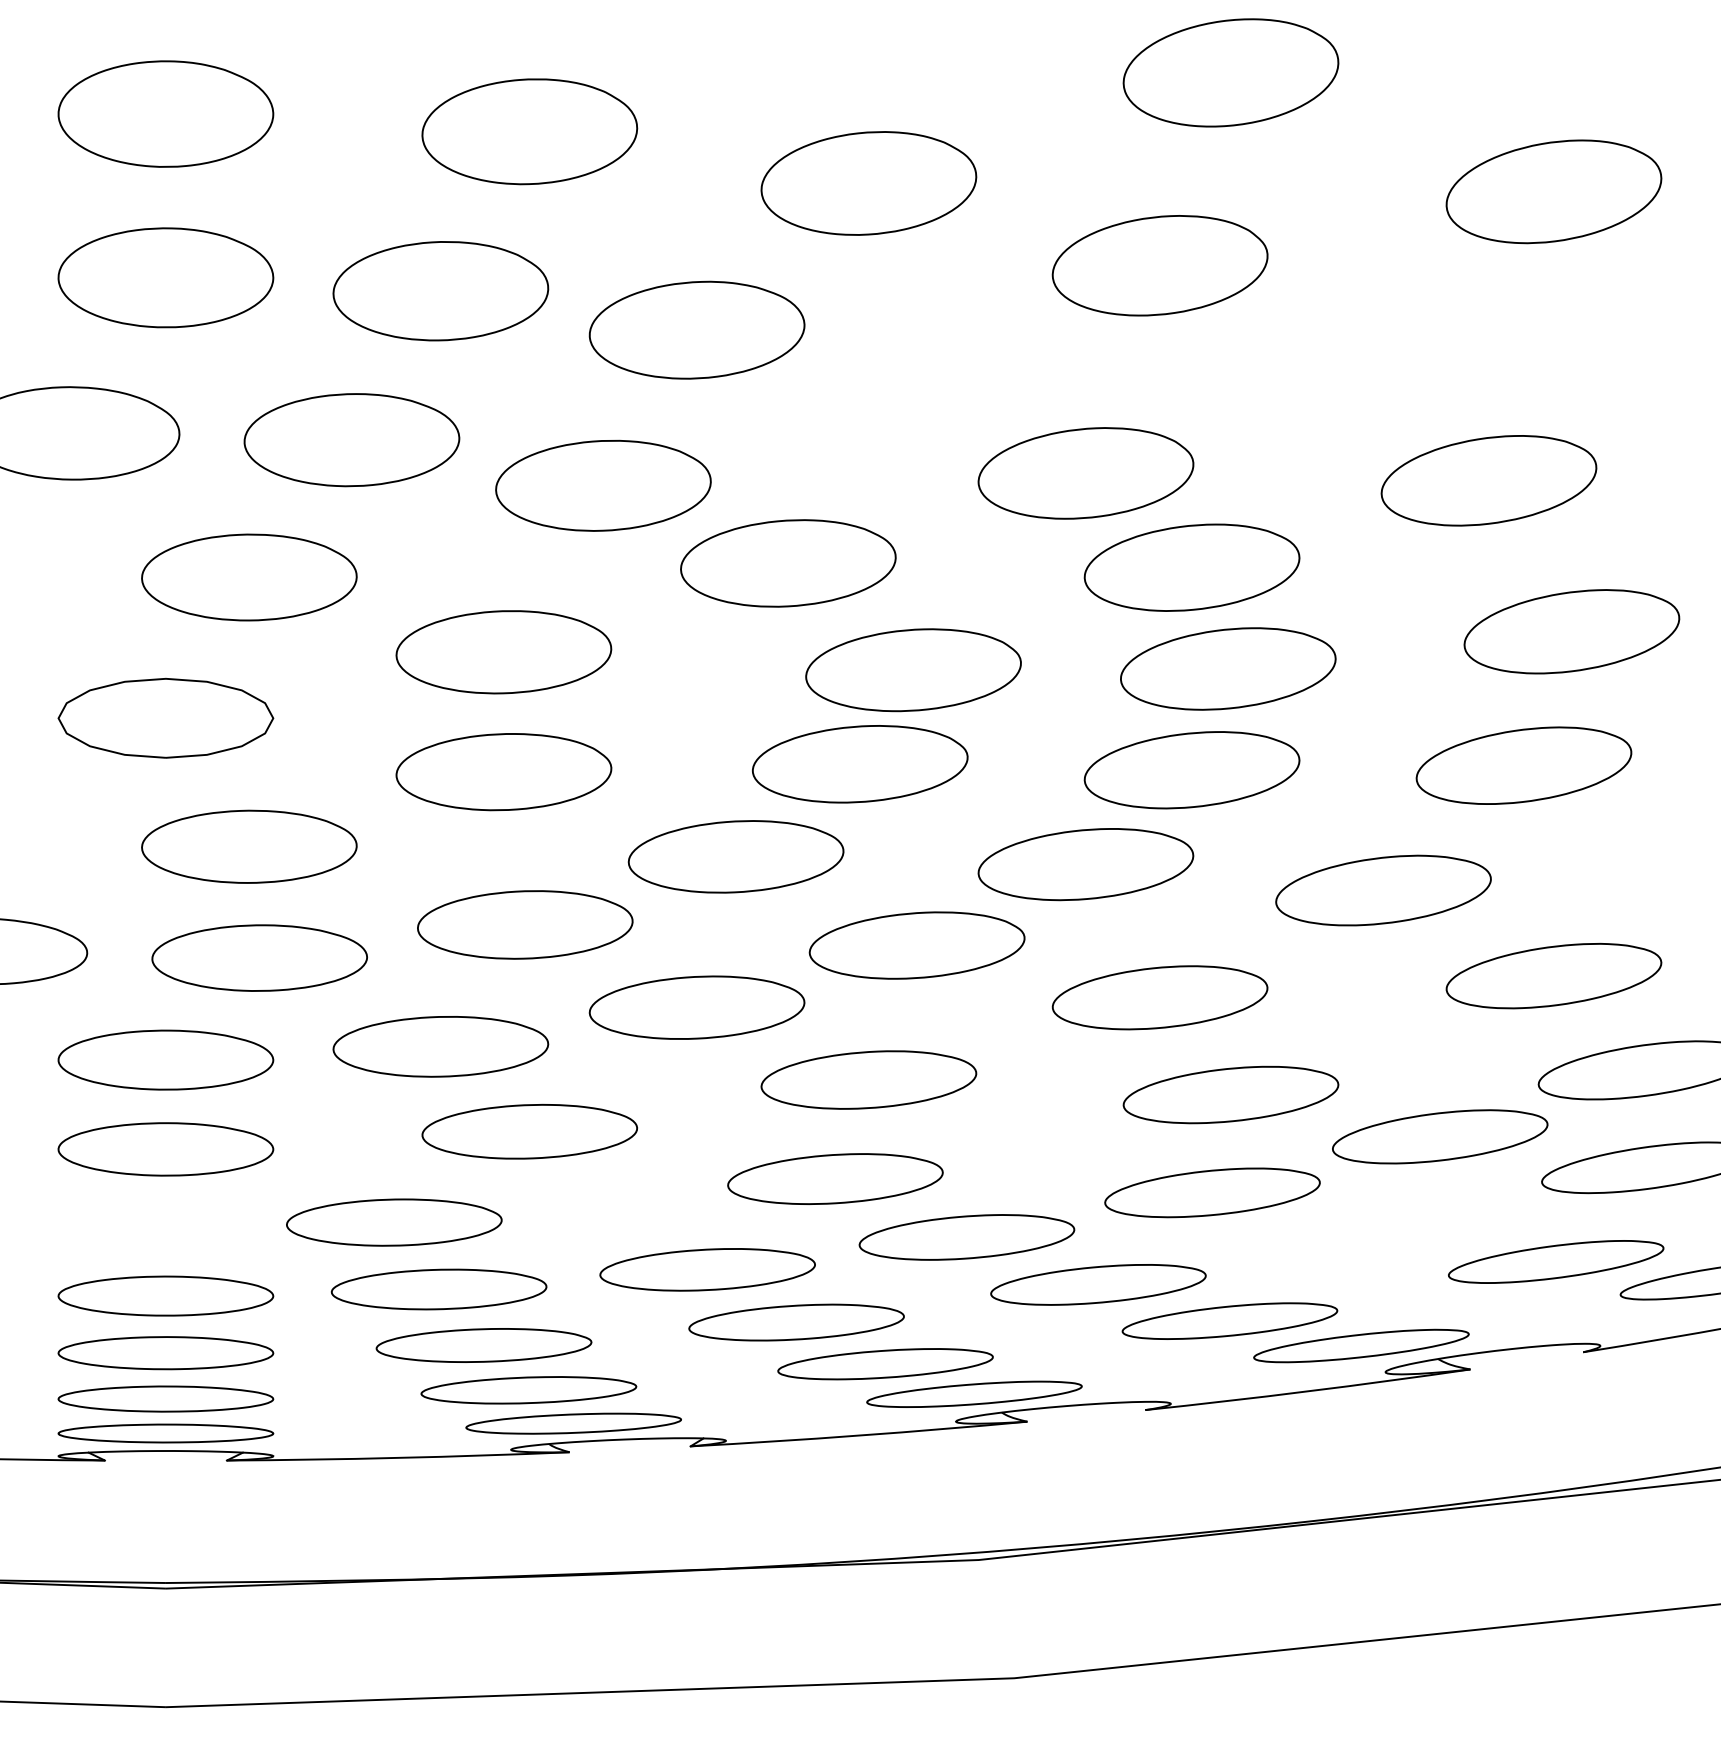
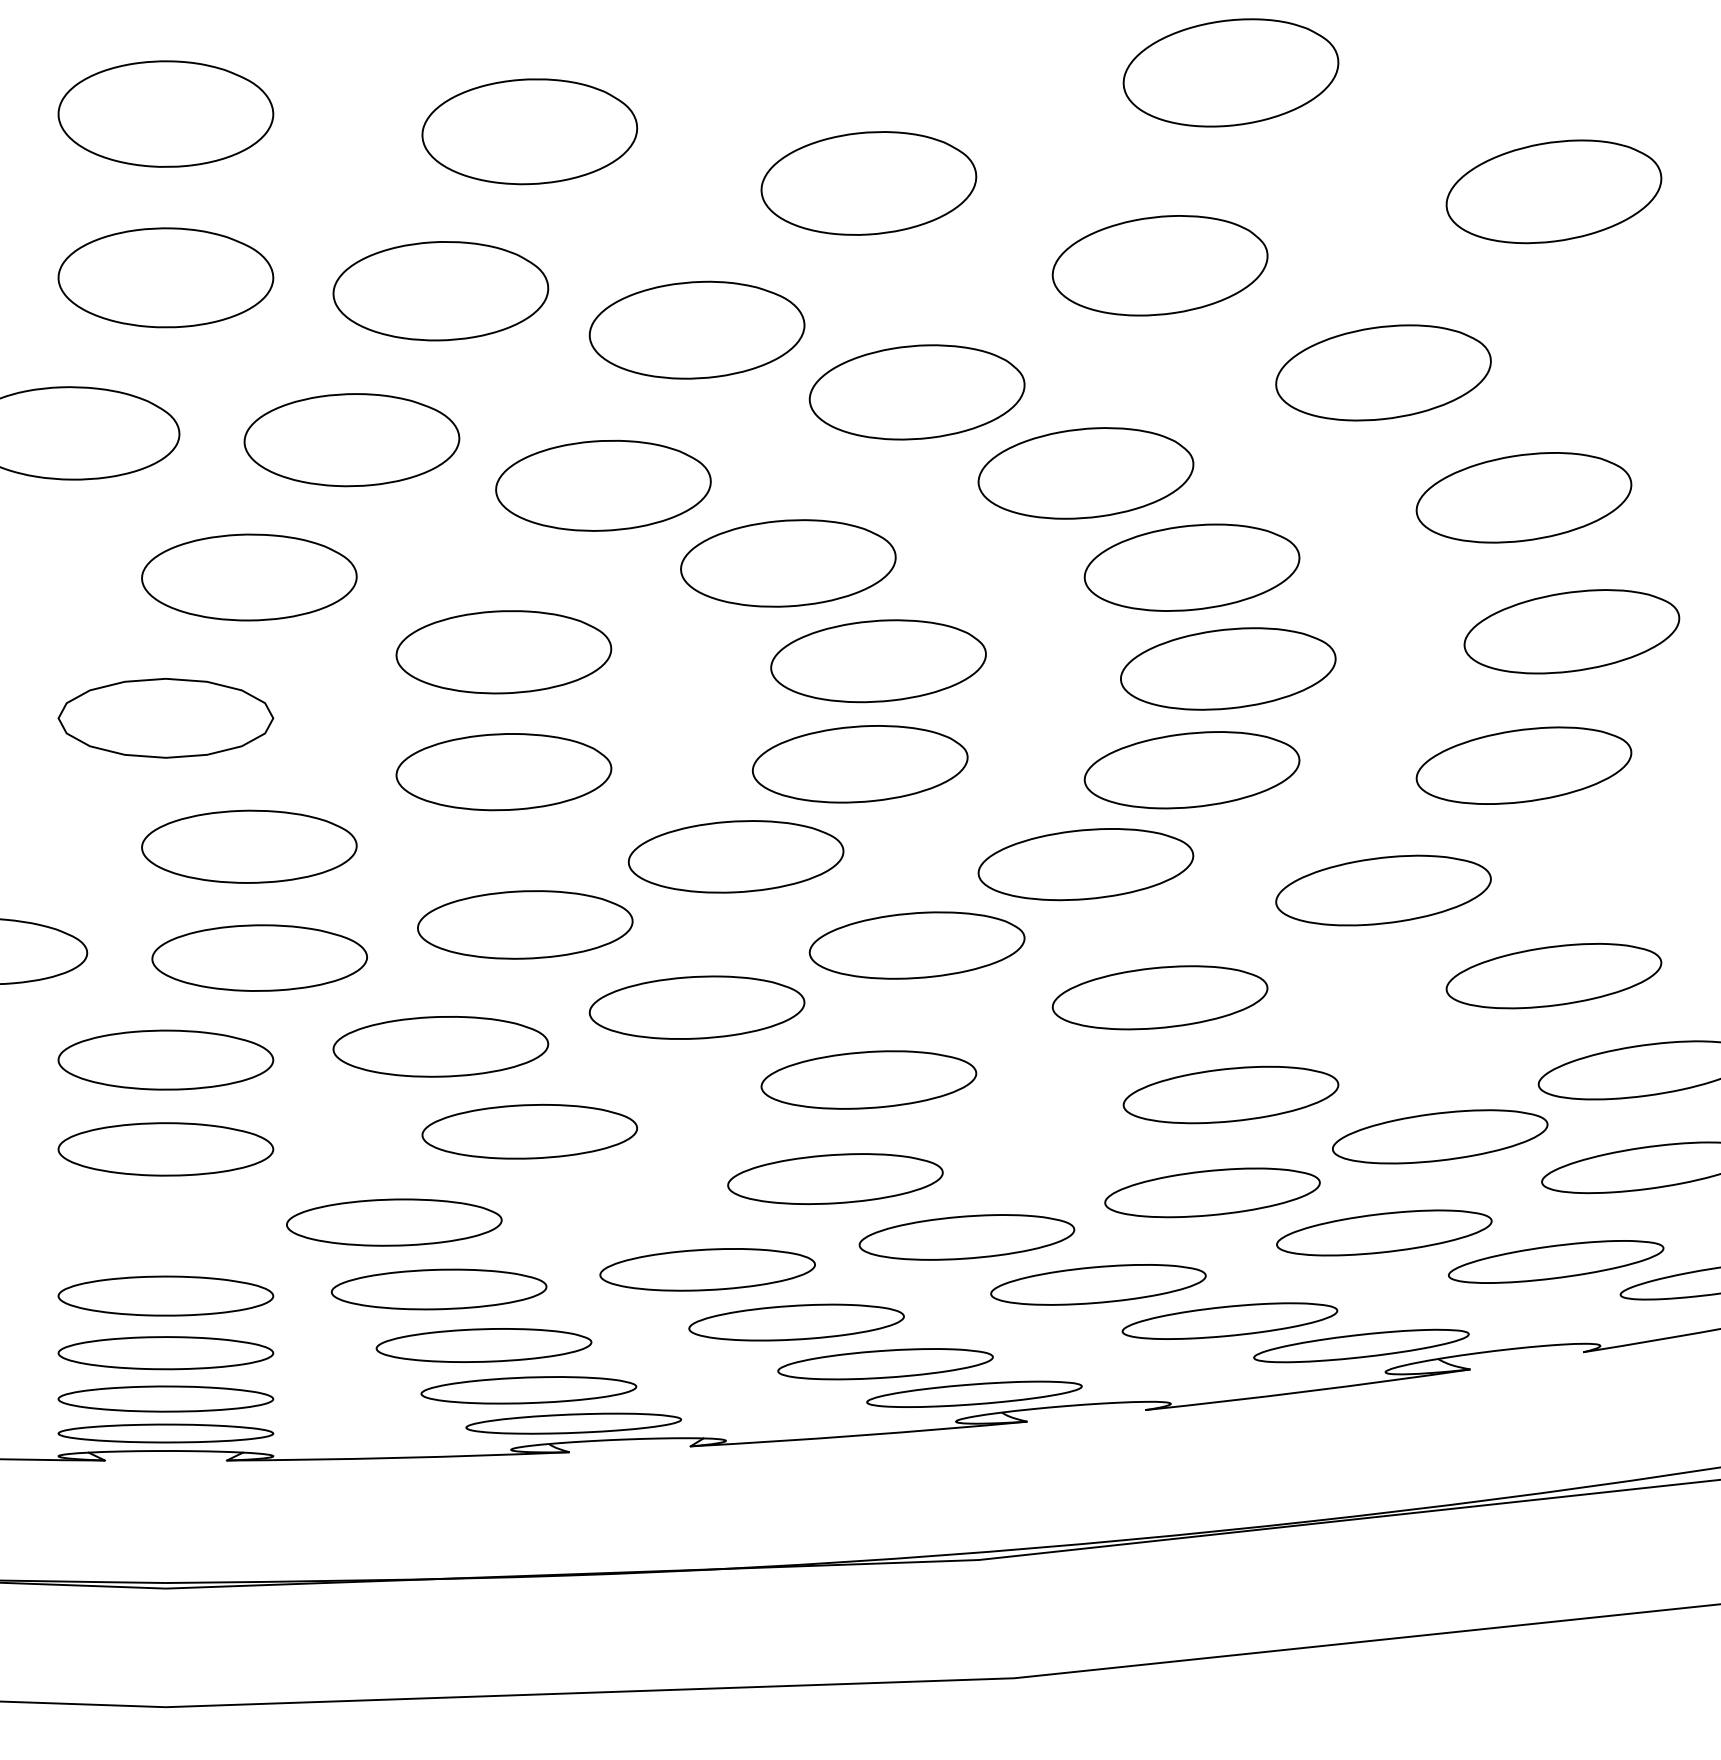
part: none -> present (1383, 372)
part: none -> present (916, 392)
part position: (1488, 480) -> (1523, 497) (1523, 497)
part position: (913, 670) -> (878, 661) (878, 661)
part: none -> present (1384, 1232)
